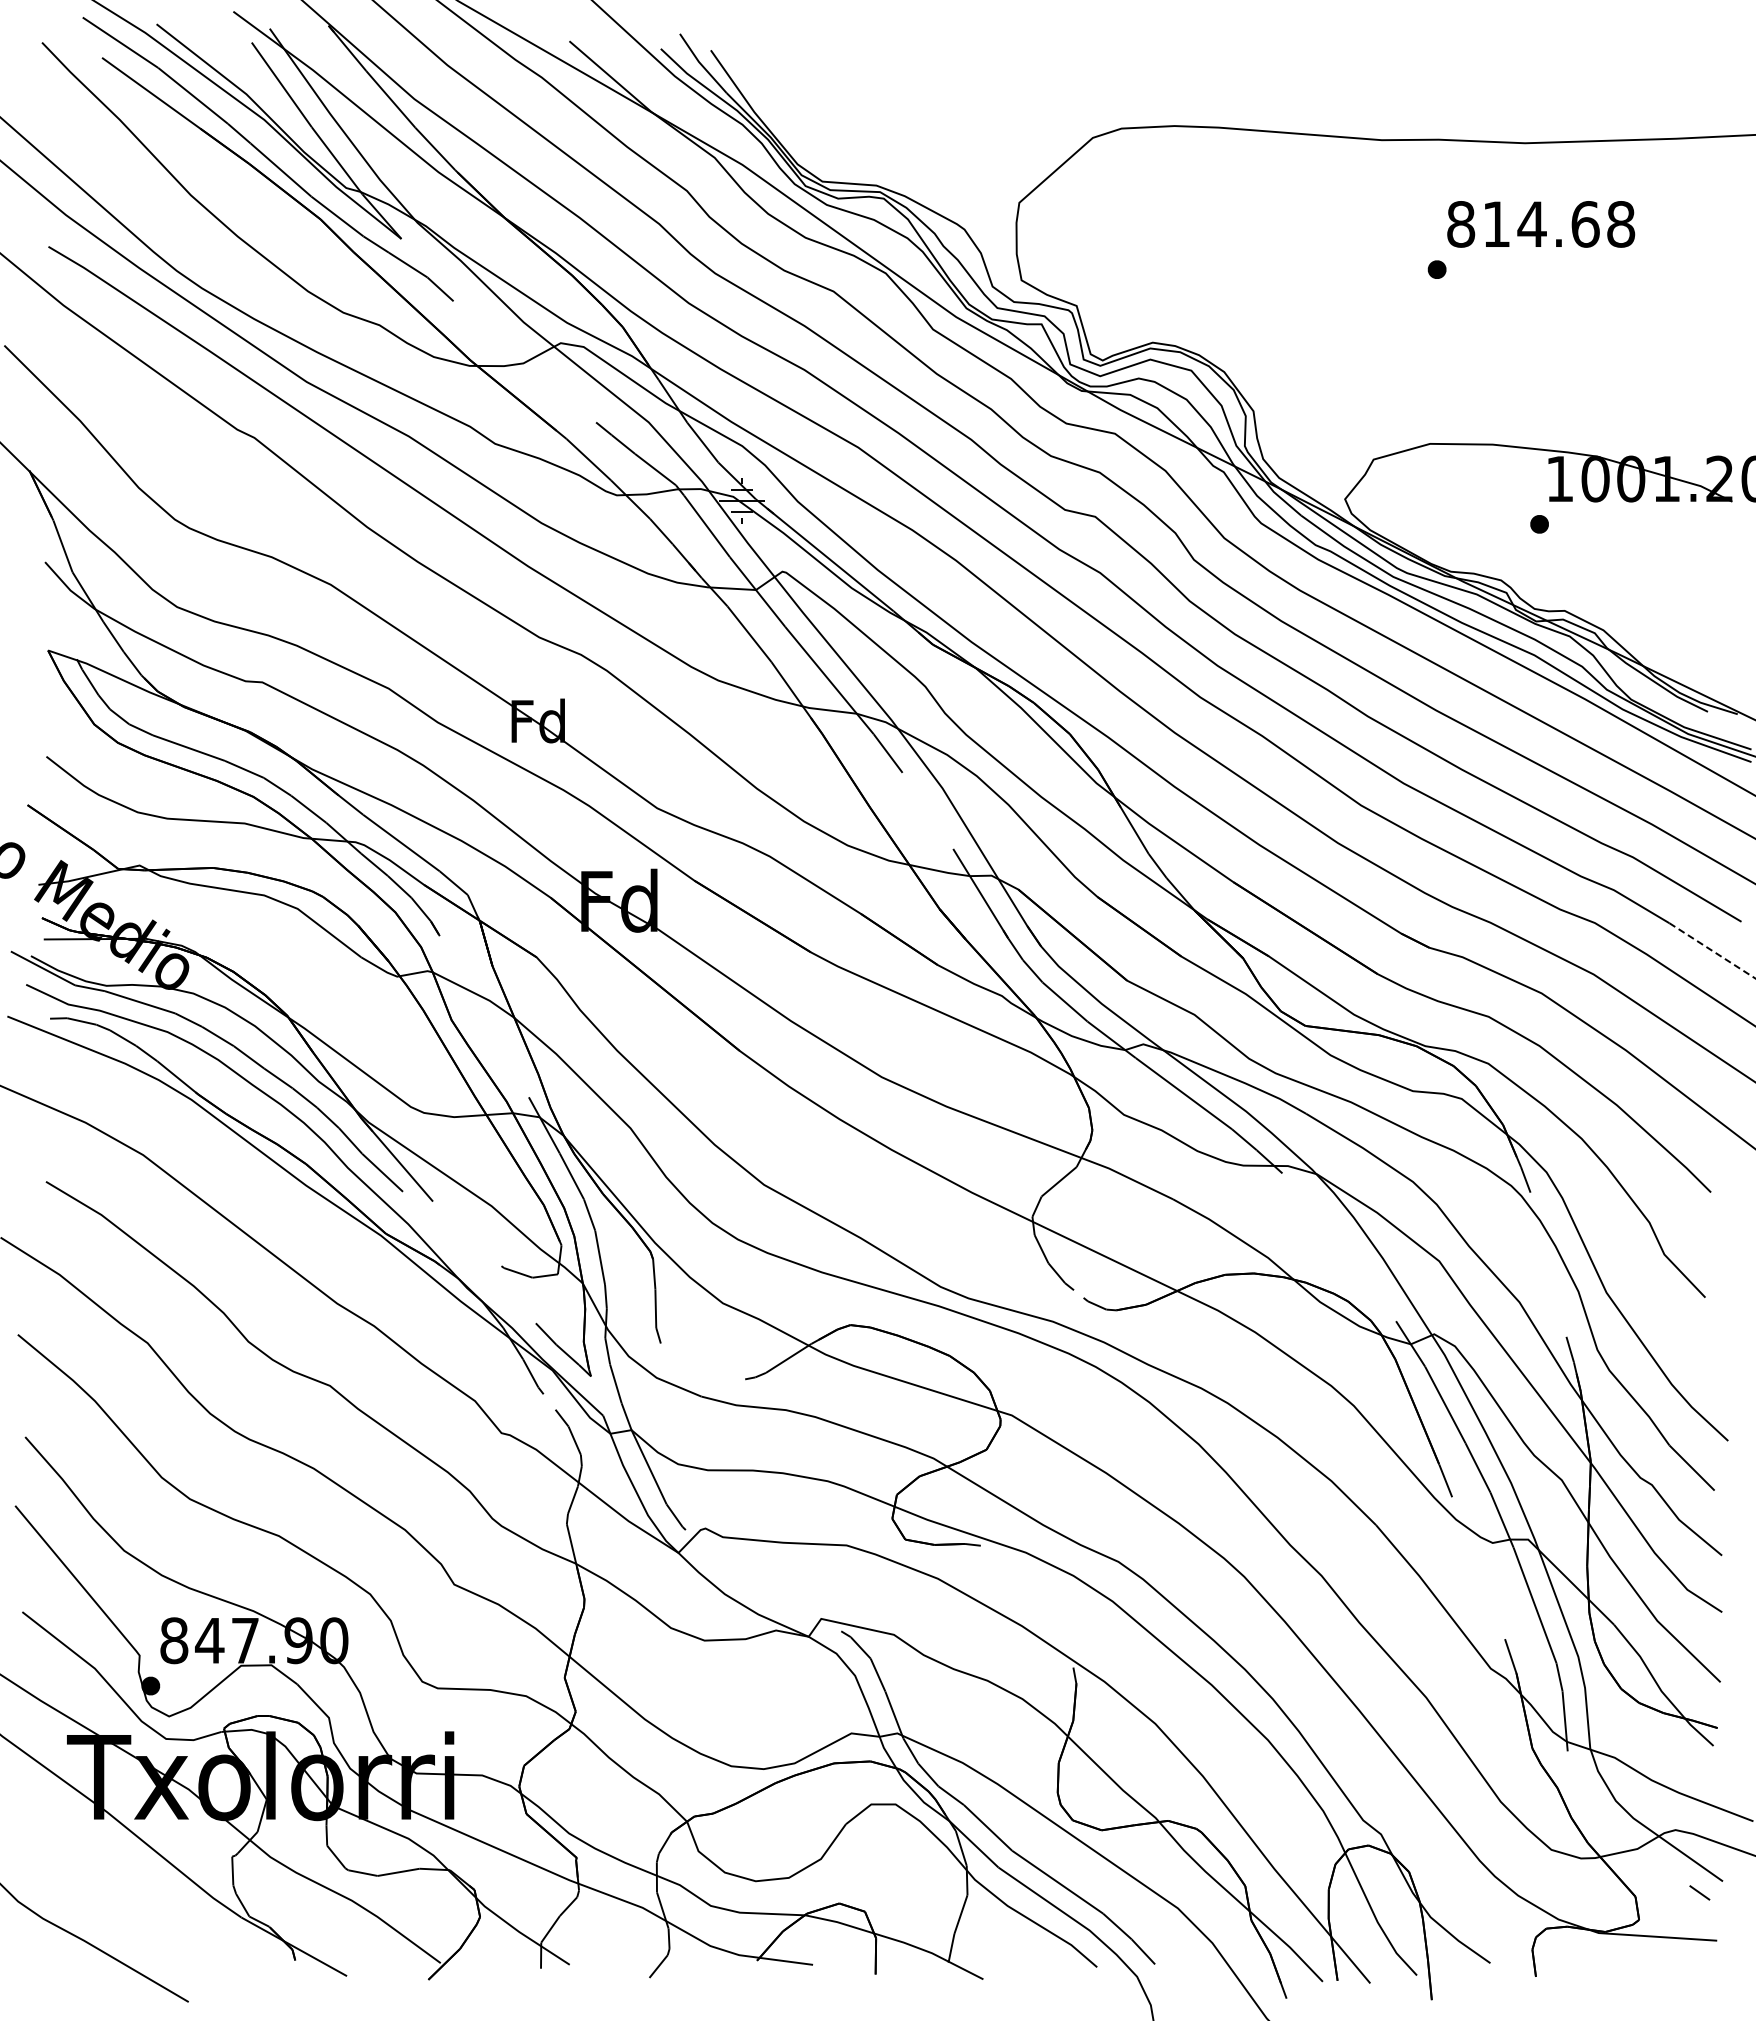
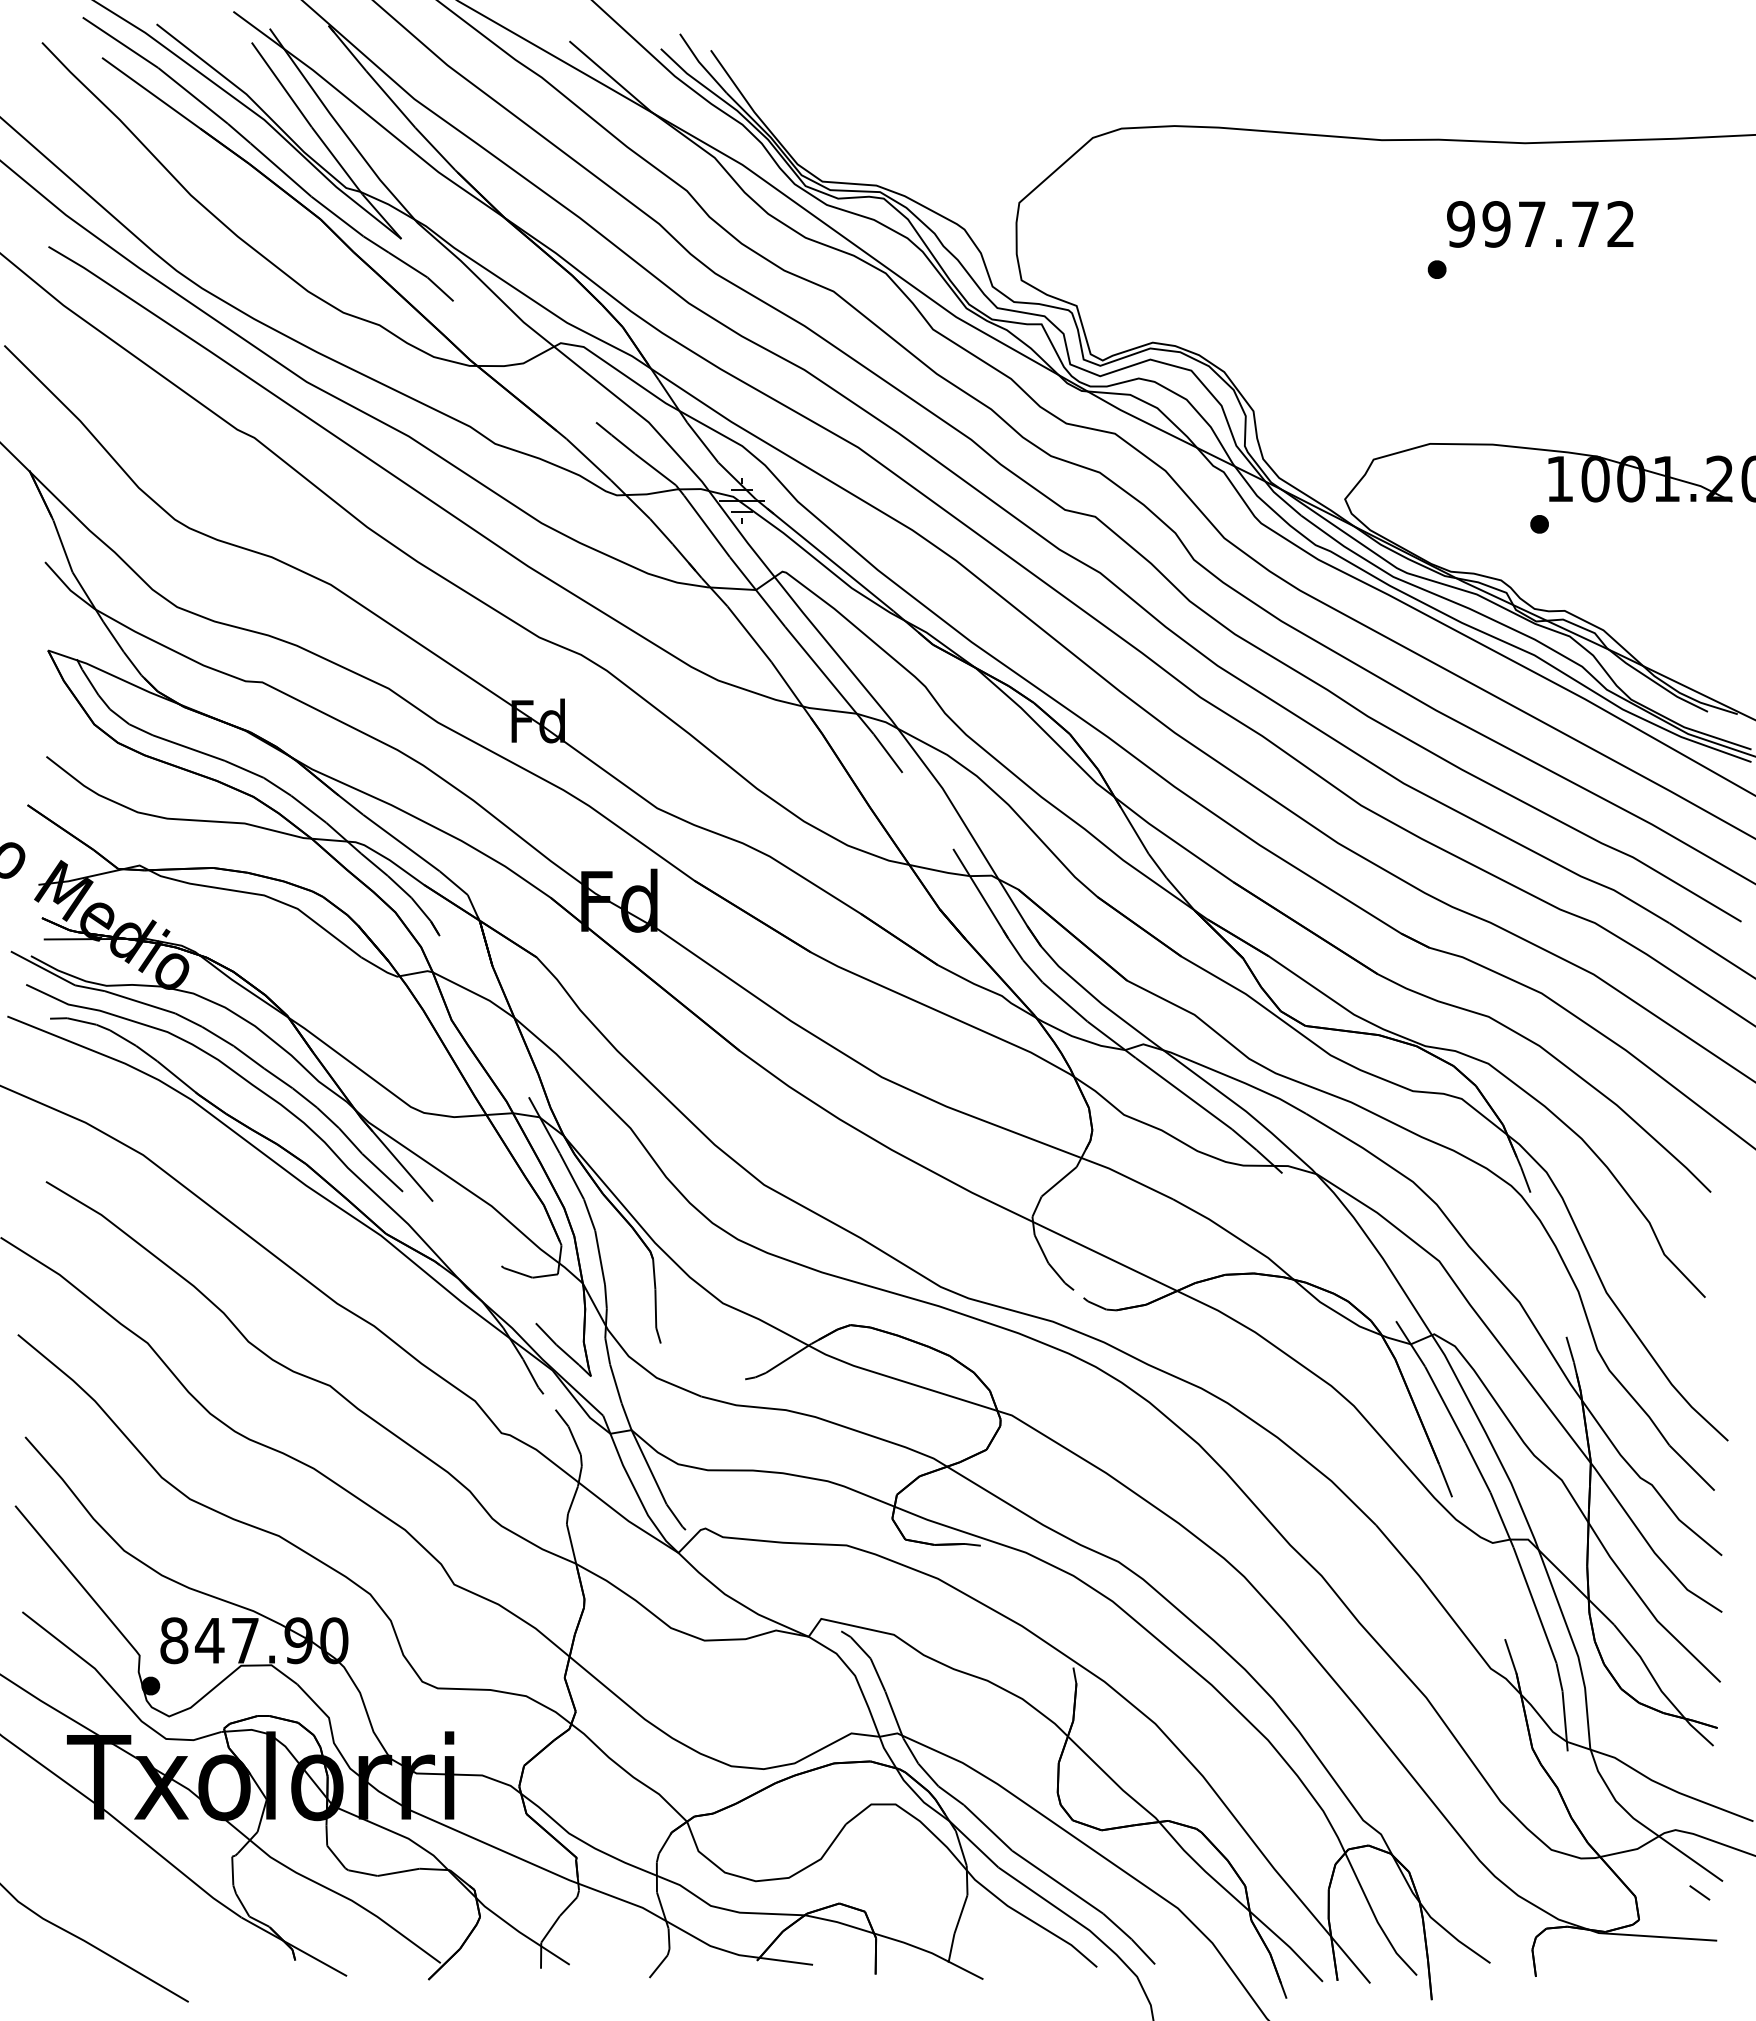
text: 814.68 -> 997.72 (1541, 224)
line: dashed -> solid (1712, 951)
